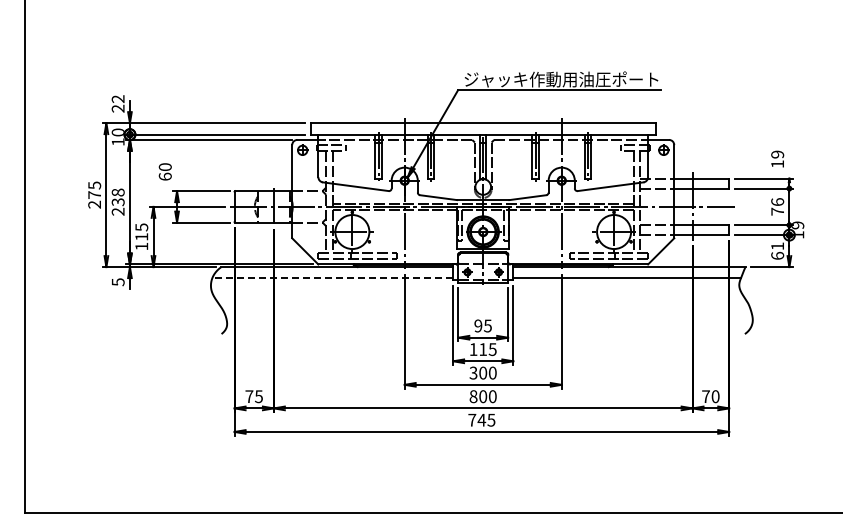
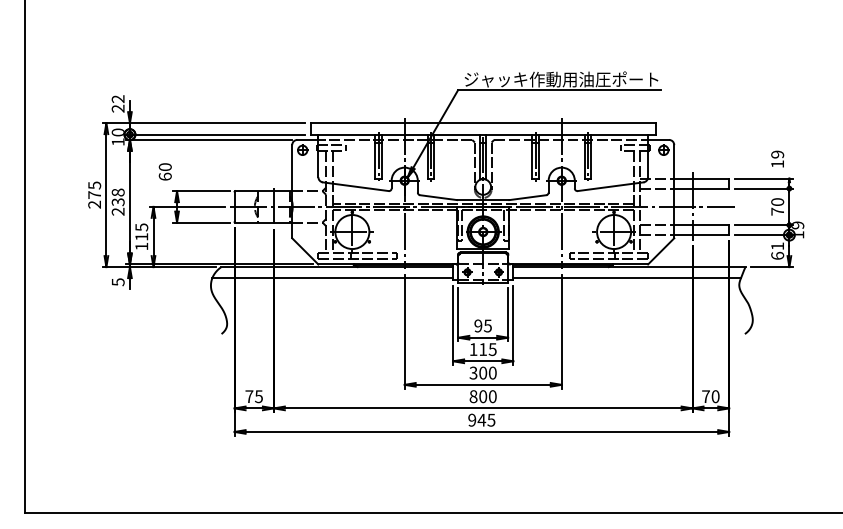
text: 76 -> 70 (777, 201)
line: dashed -> solid (332, 278)
text: 745 -> 945 (472, 419)
